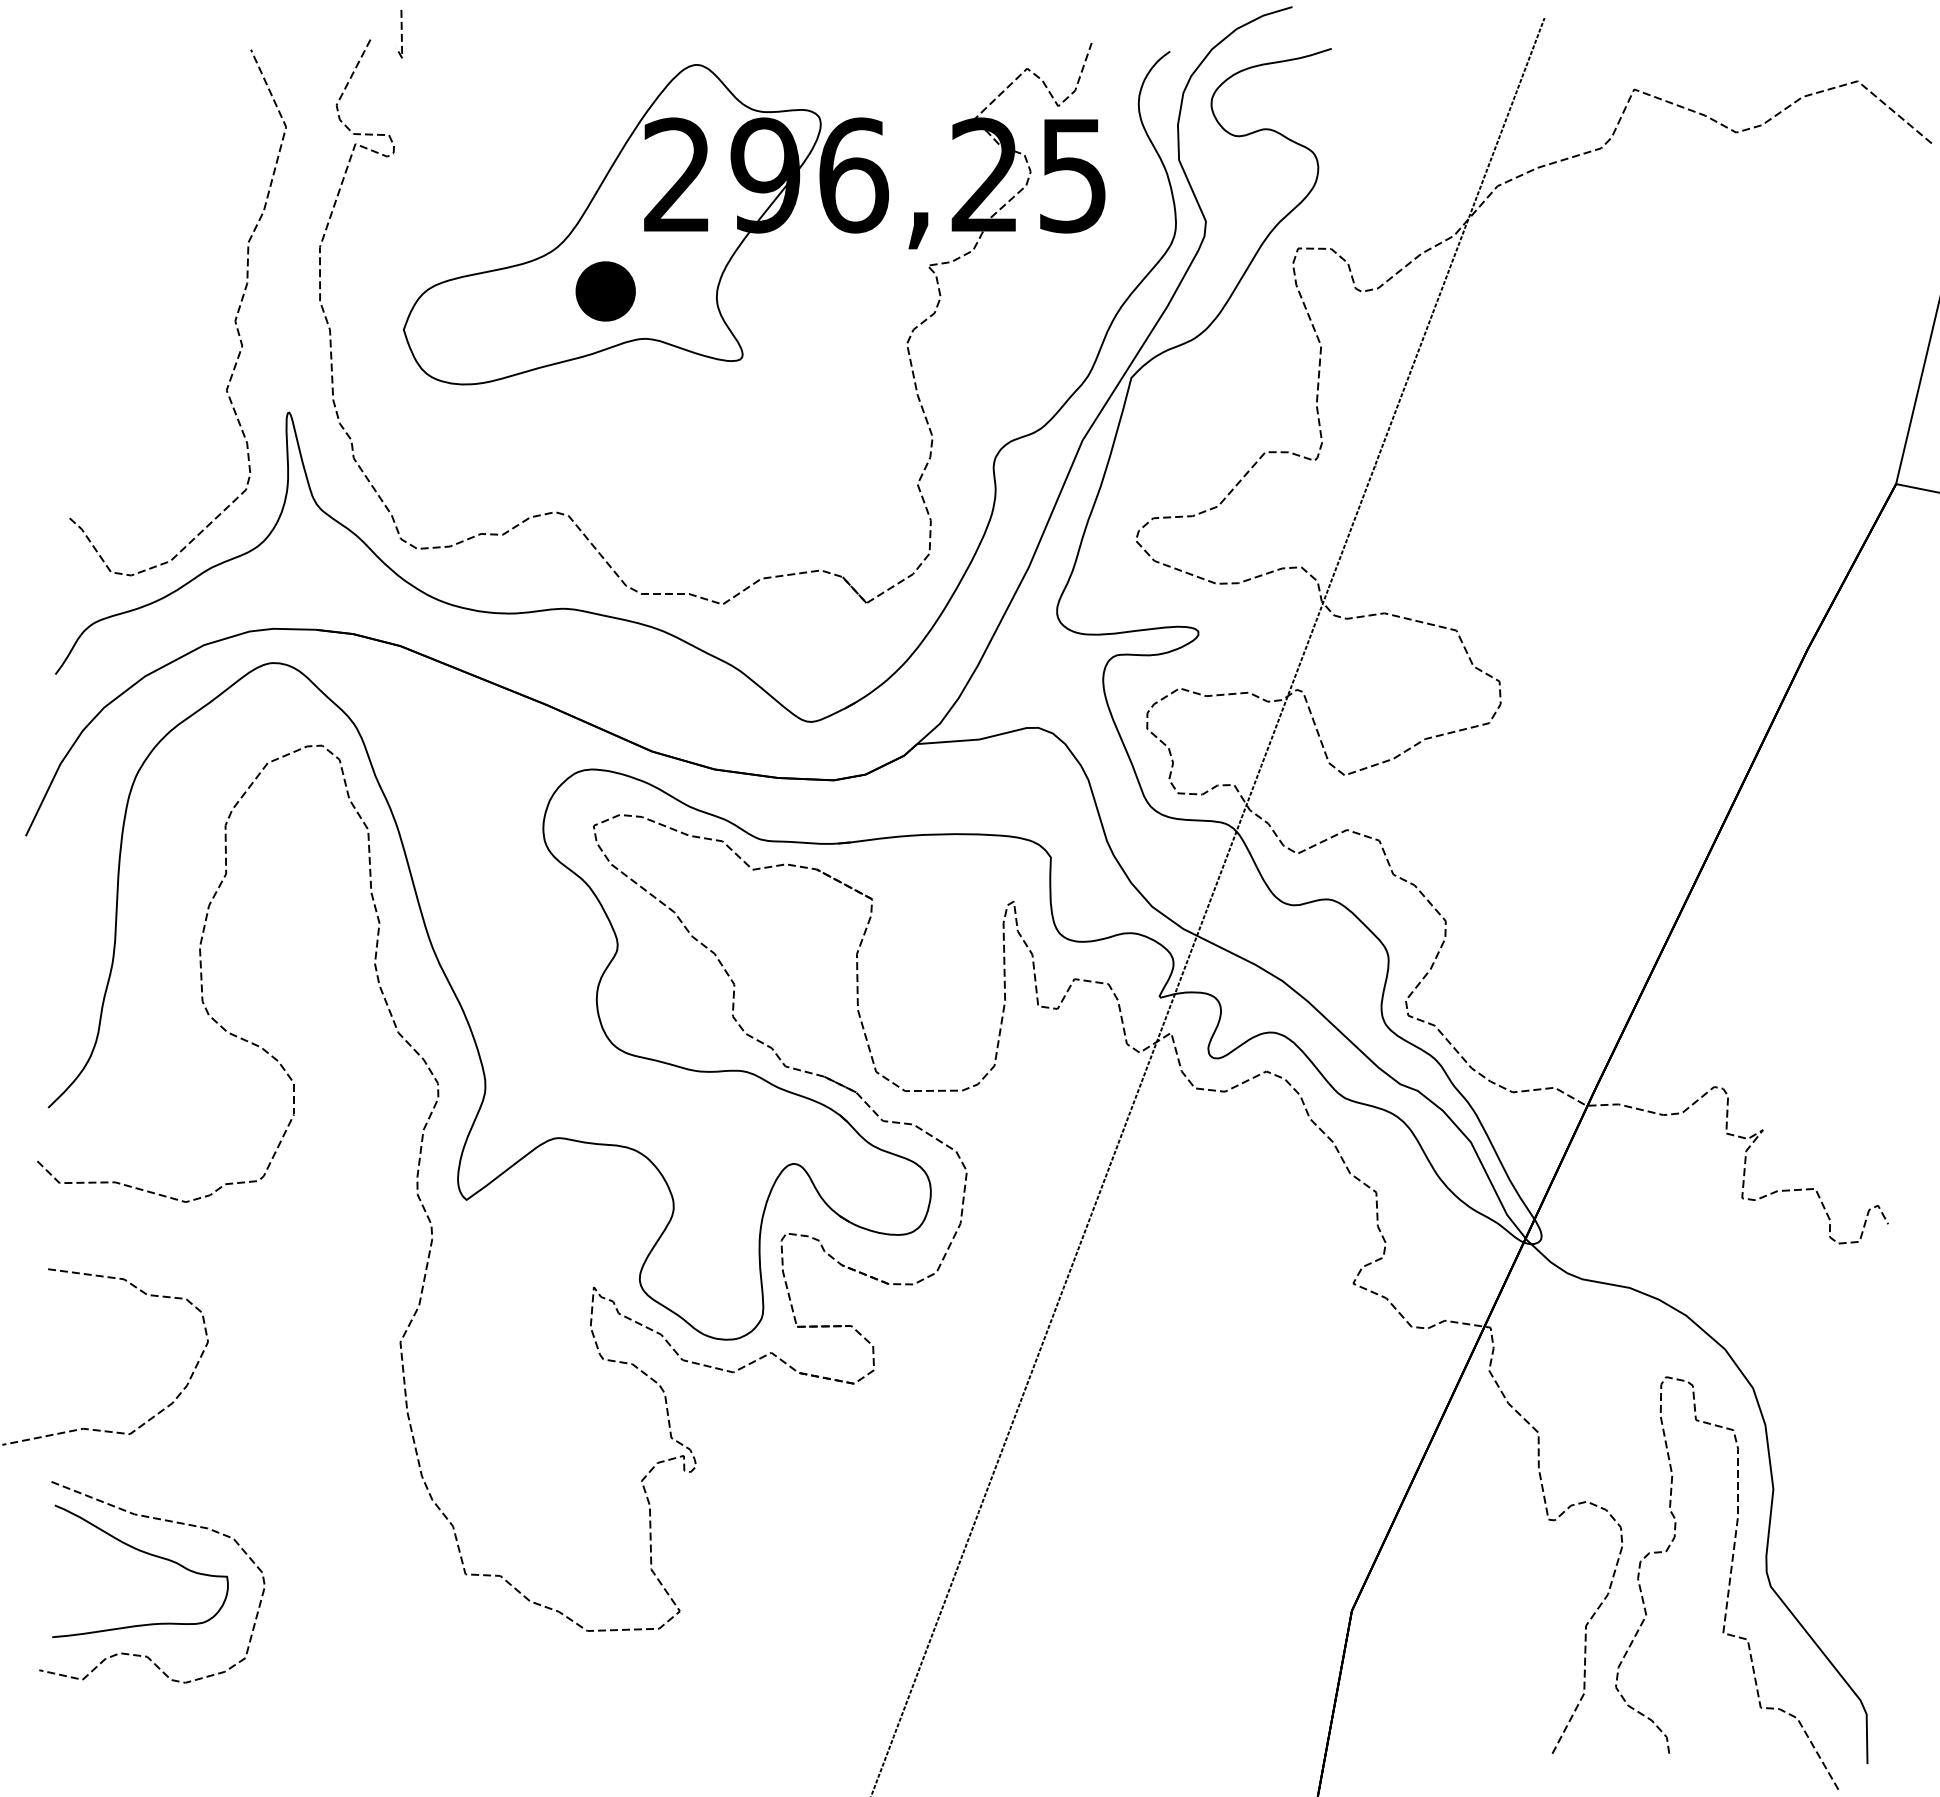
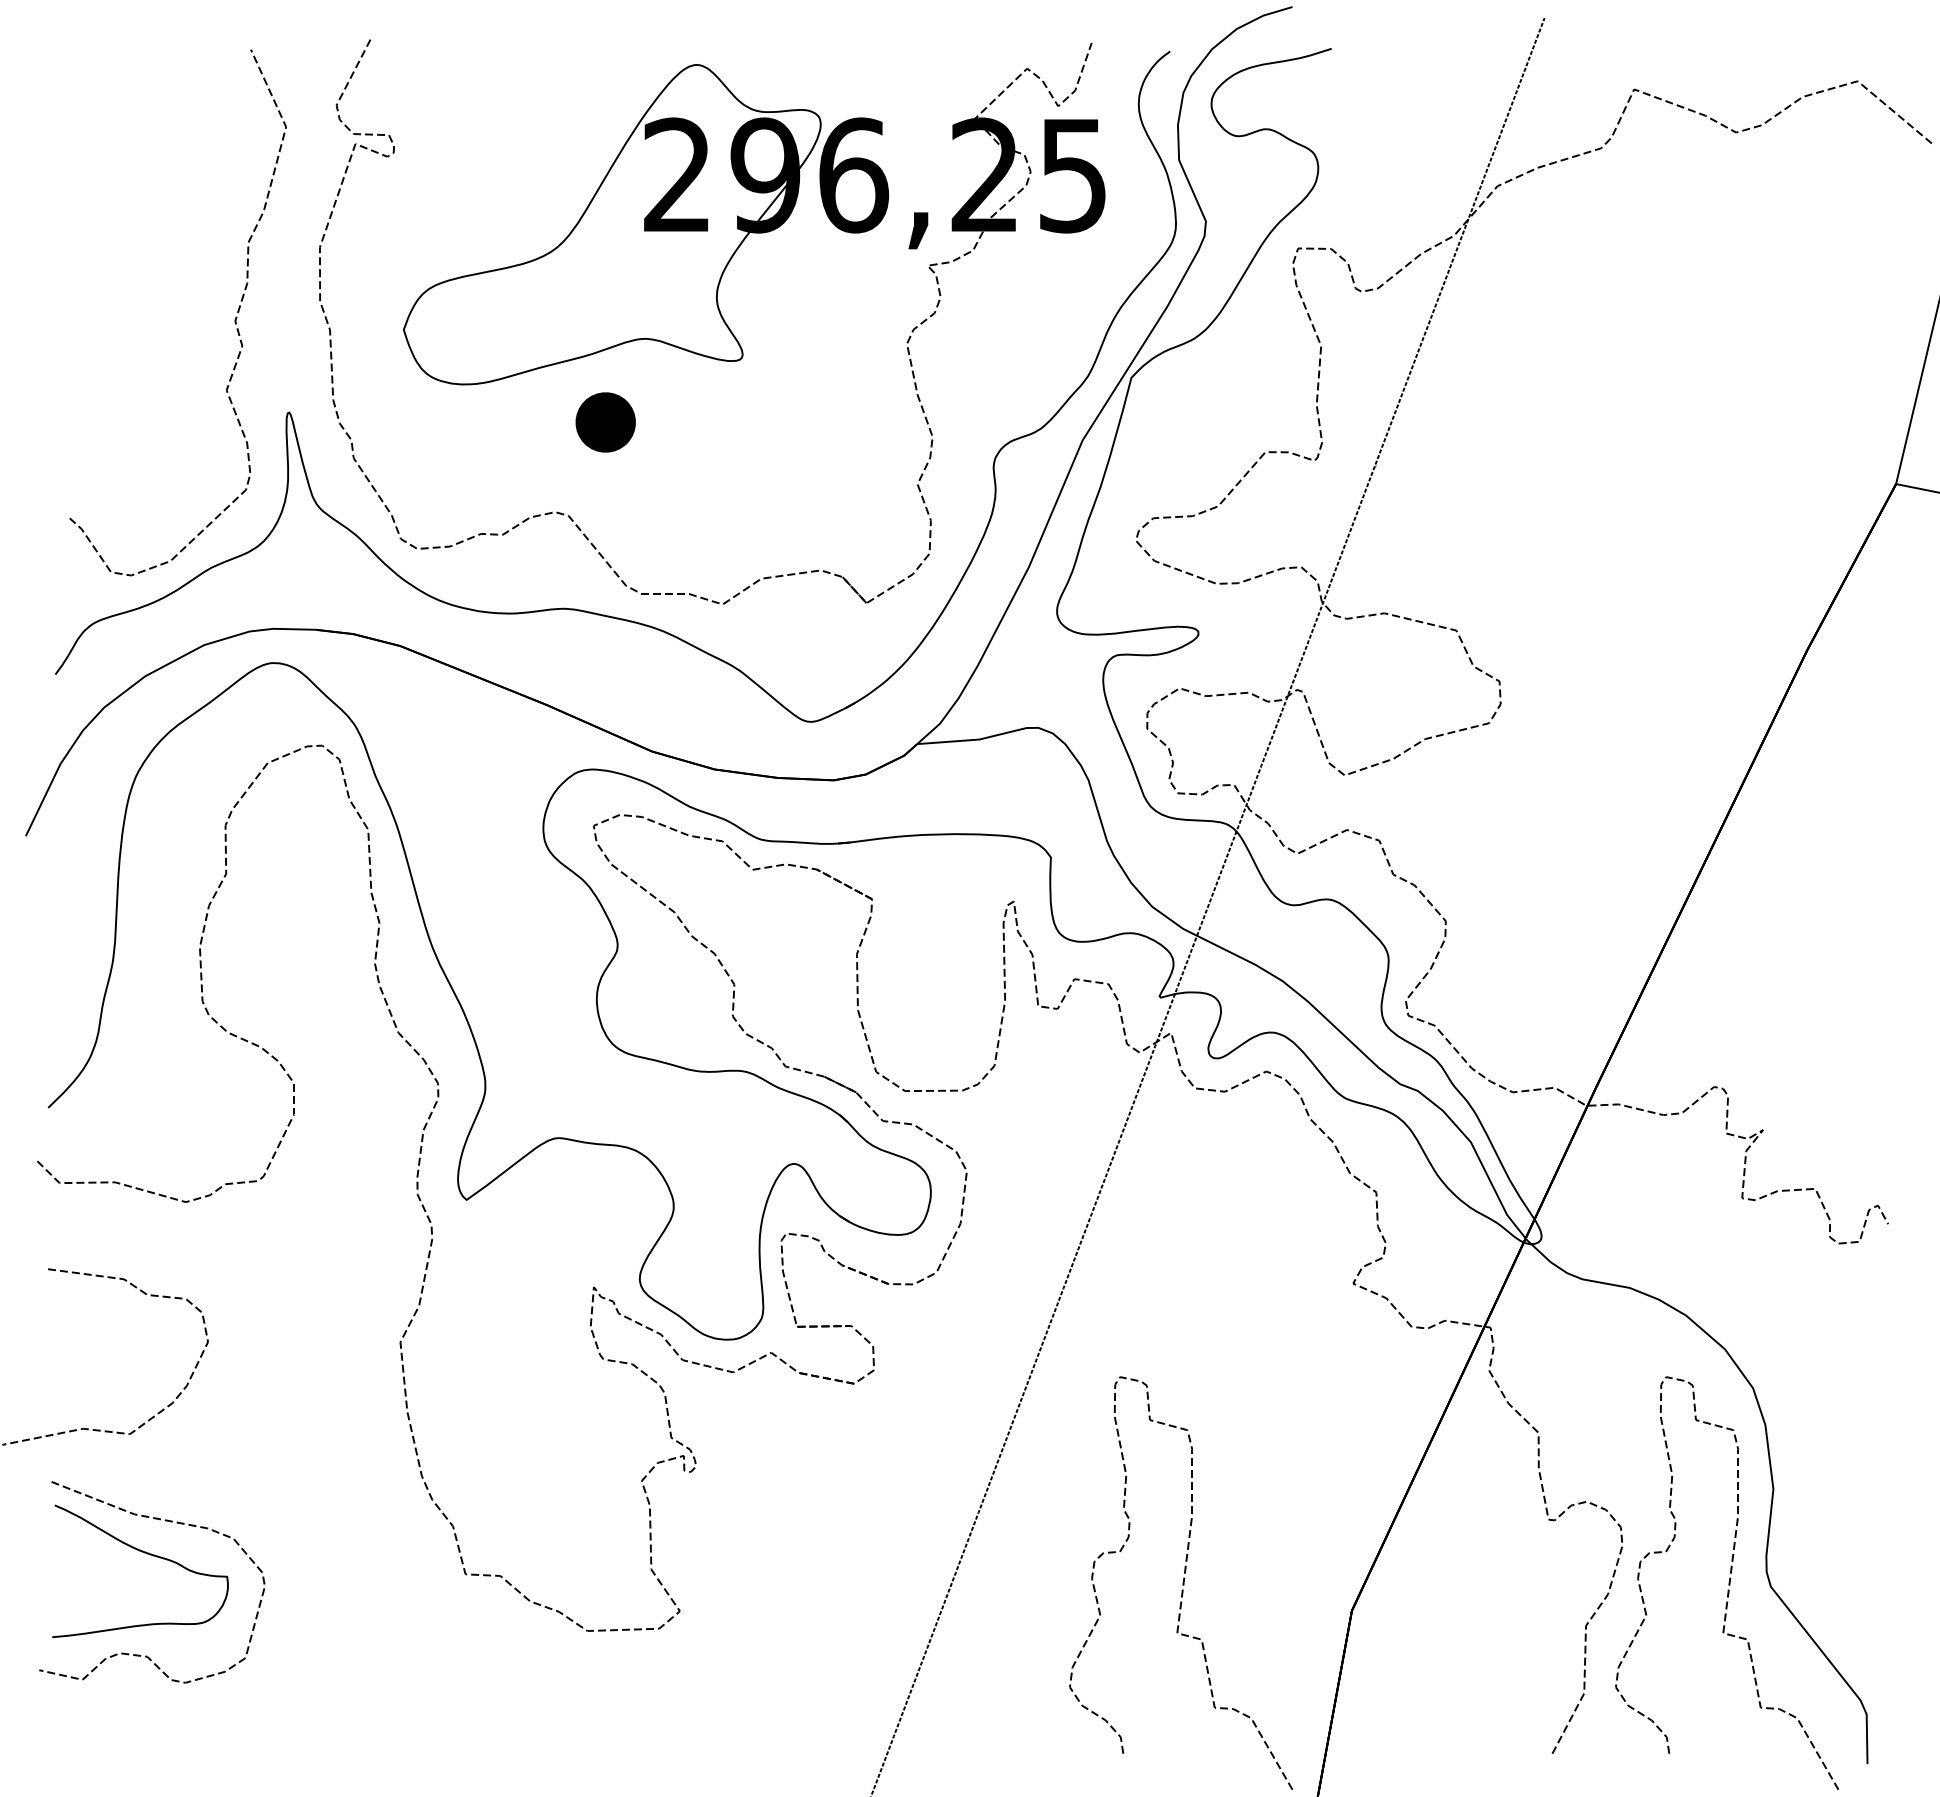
line: present -> none (400, 34)
part position: (605, 291) -> (605, 422) (605, 422)
curve: none -> present (1182, 1582)
